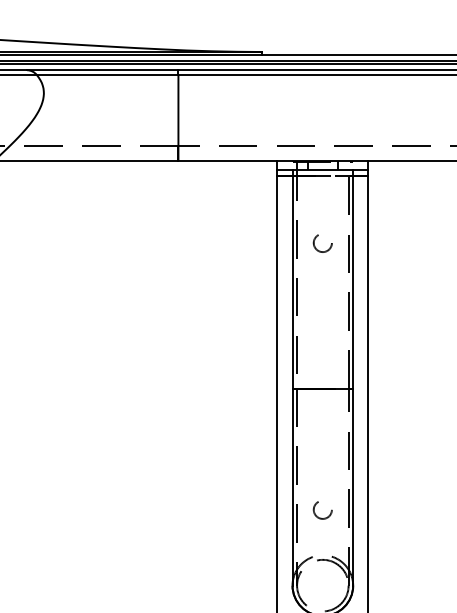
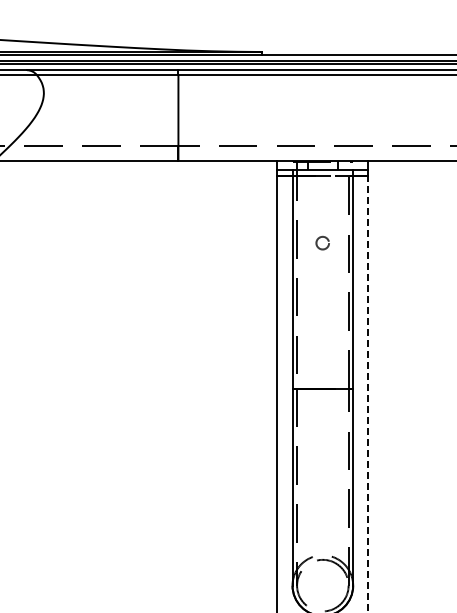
circle size: 21x19 px -> 15x16 px (322, 242)
line: solid -> dashed (368, 394)
circle: present -> none (322, 510)
